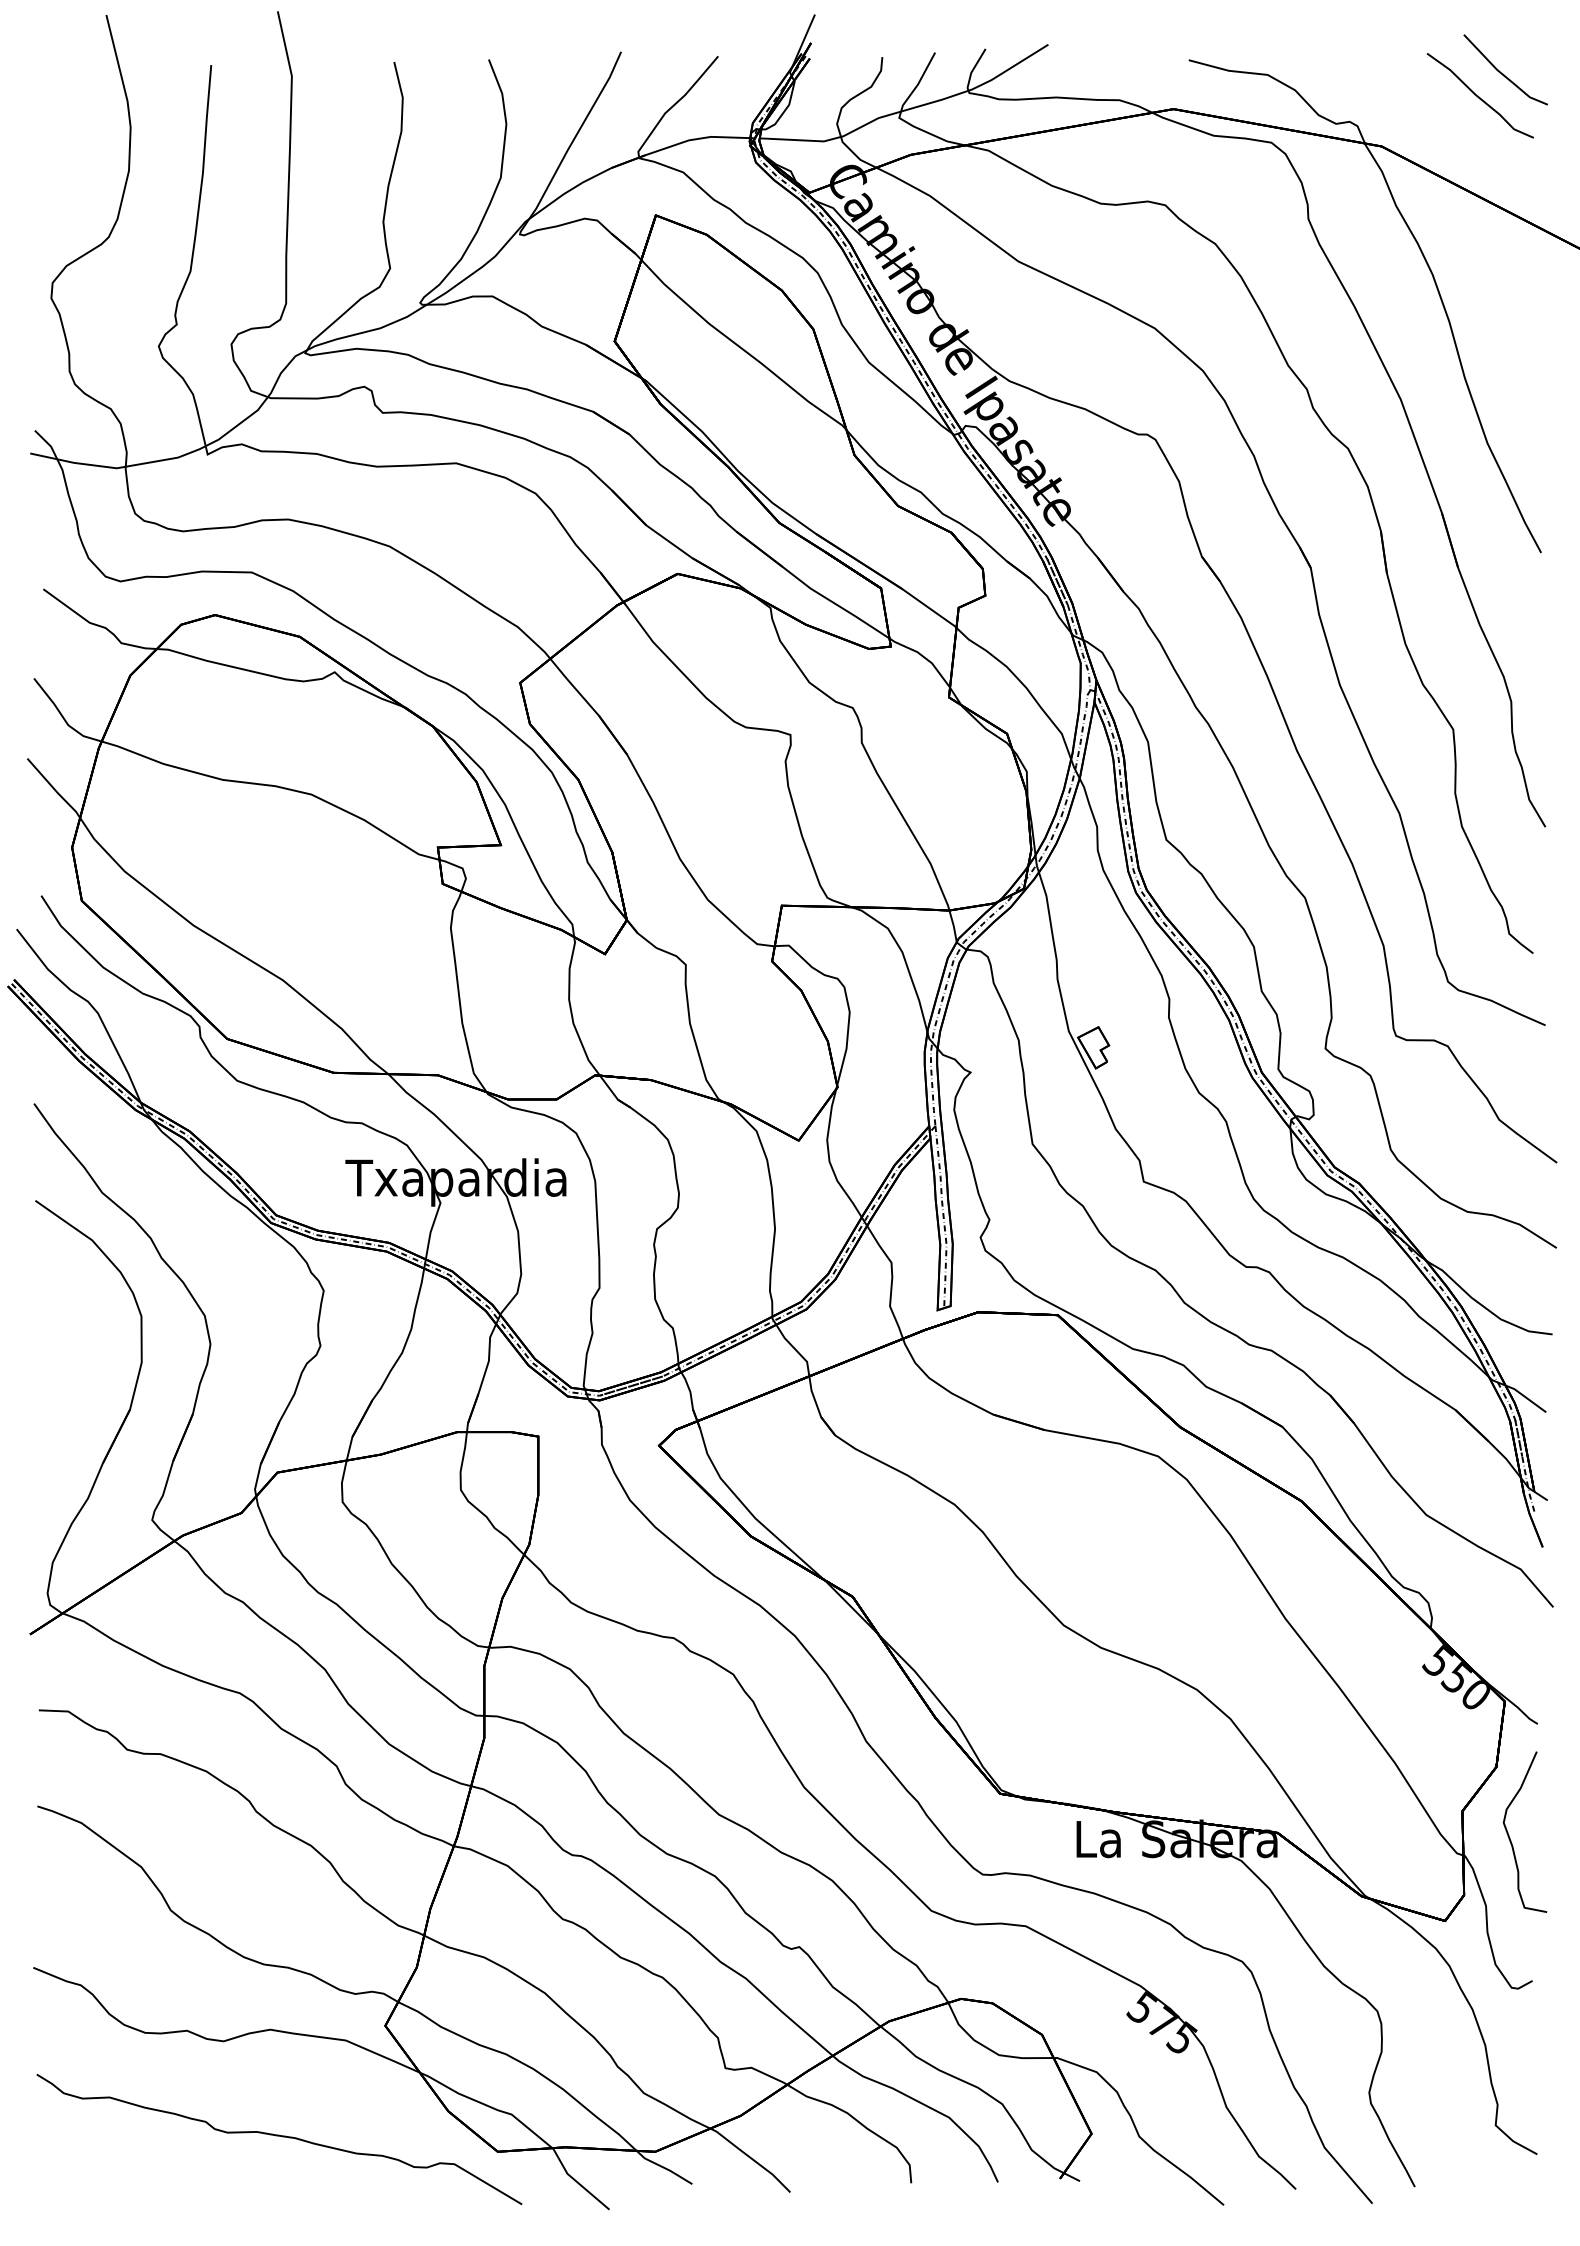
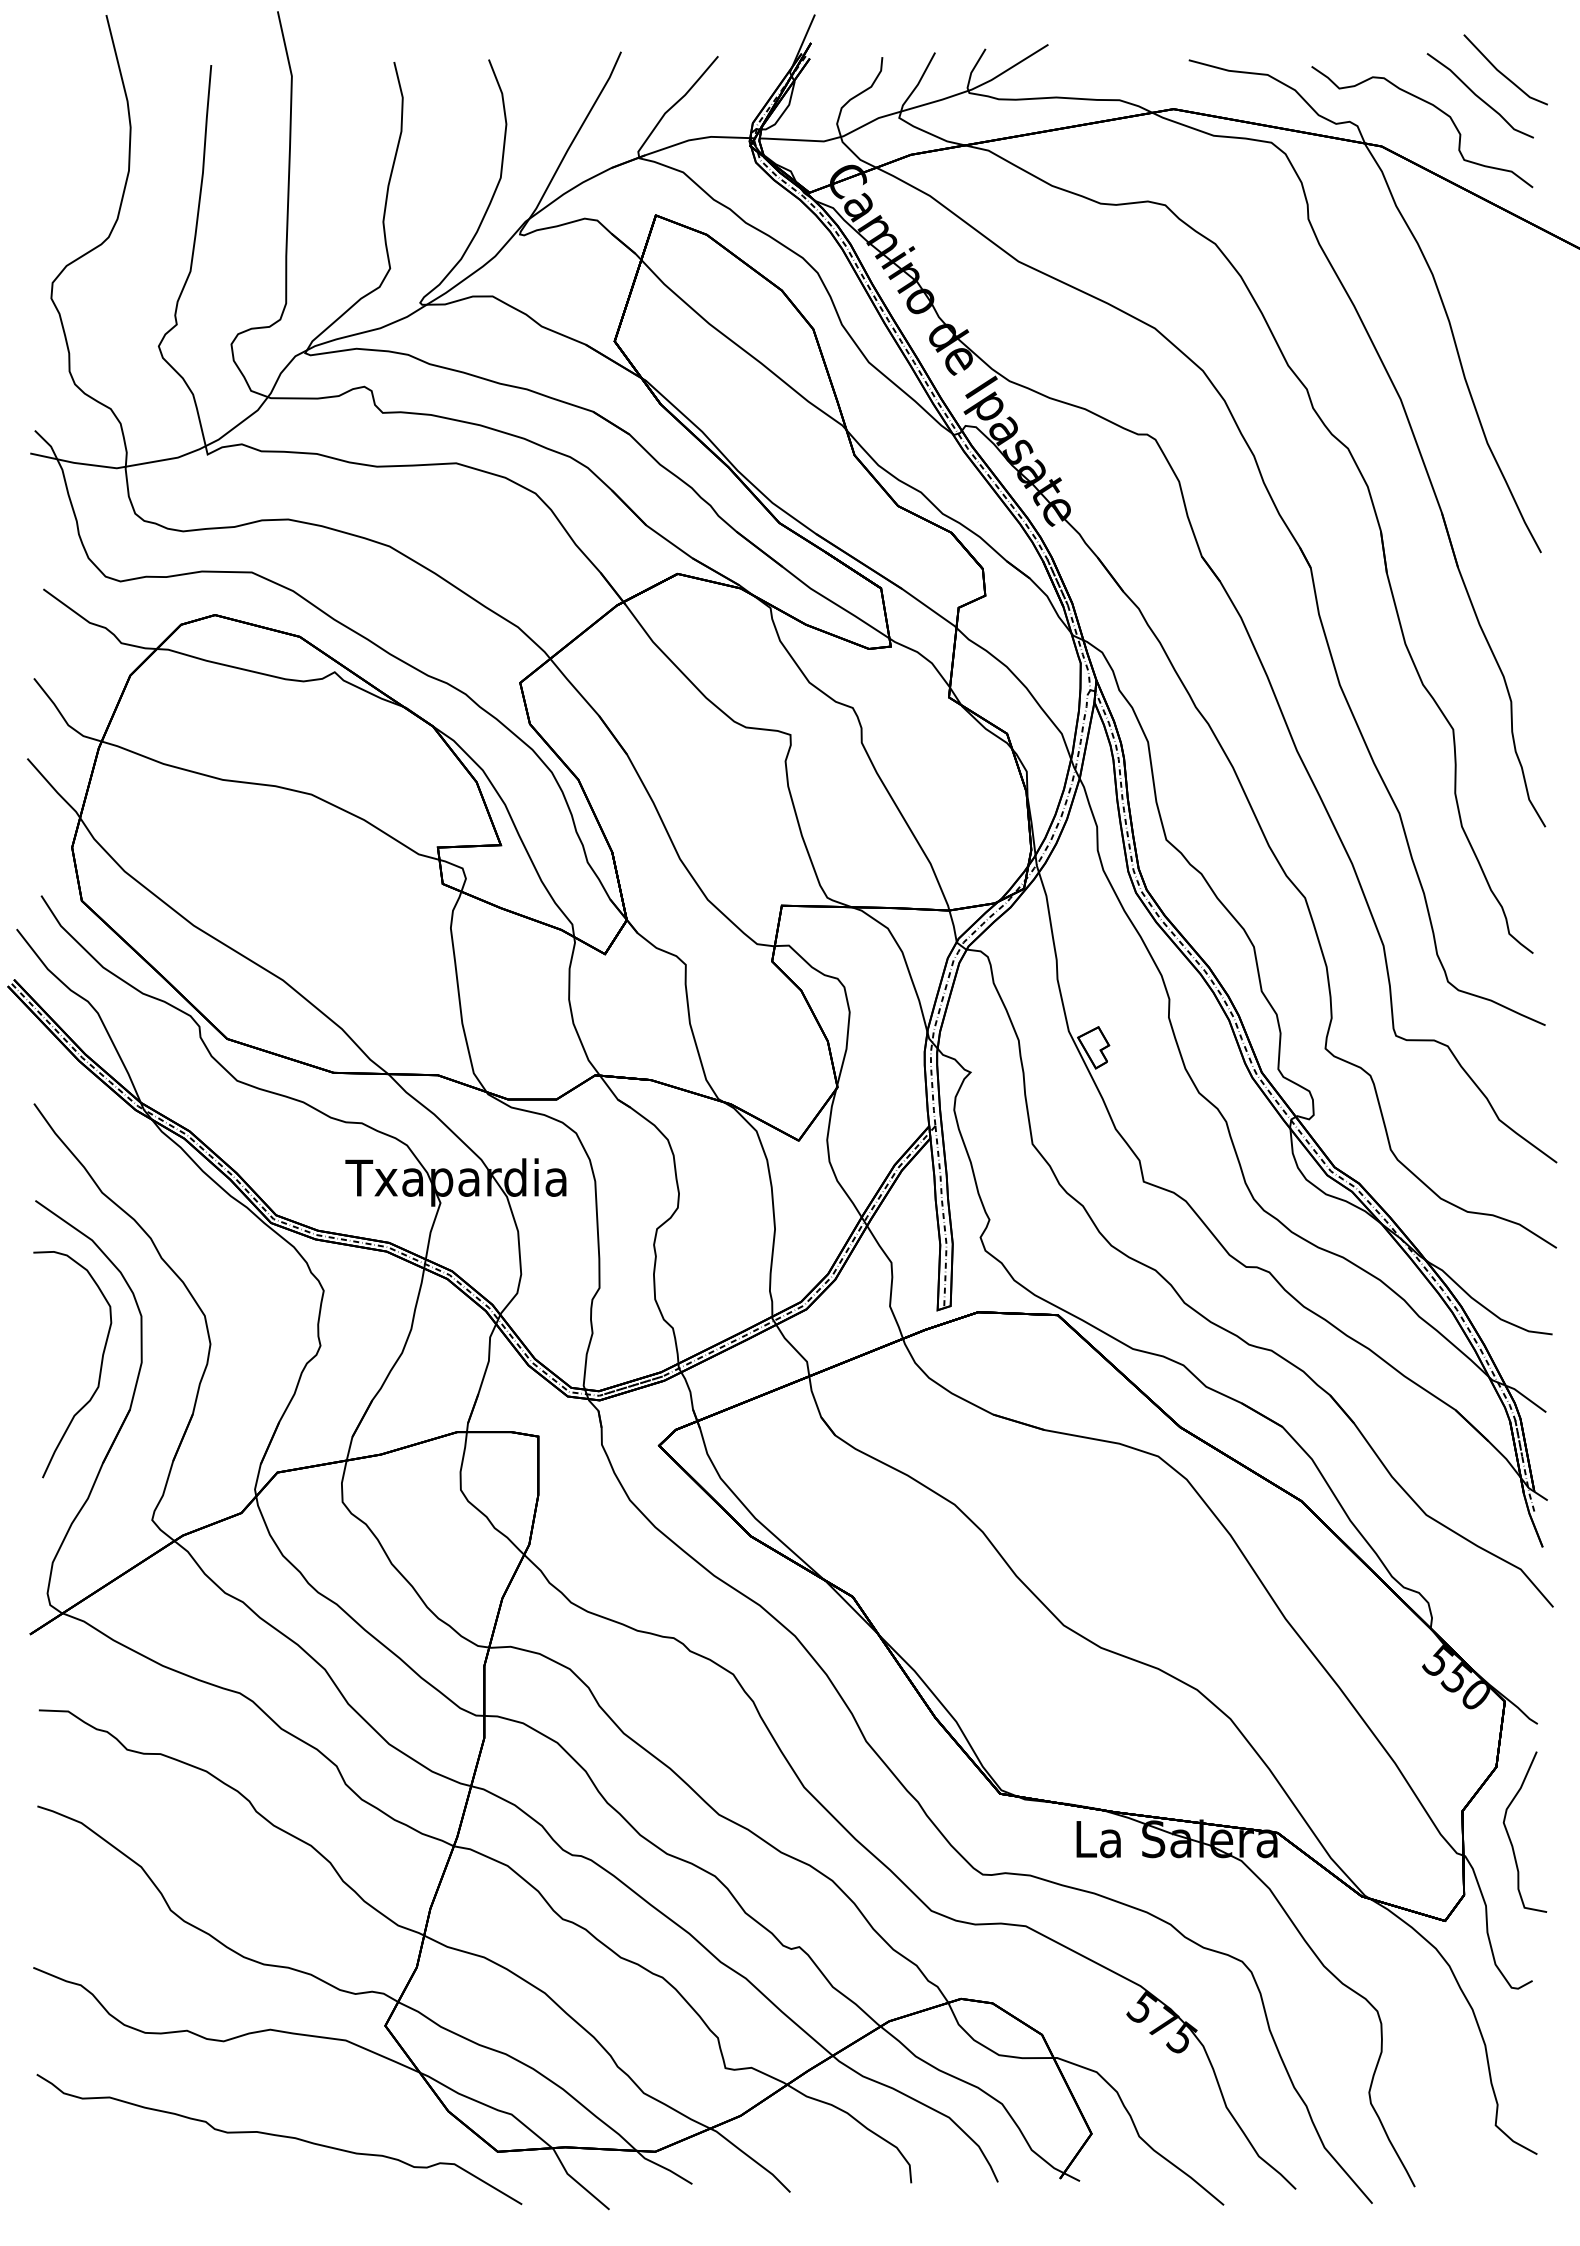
curve: none -> present (1434, 107)
curve: none -> present (99, 1371)
